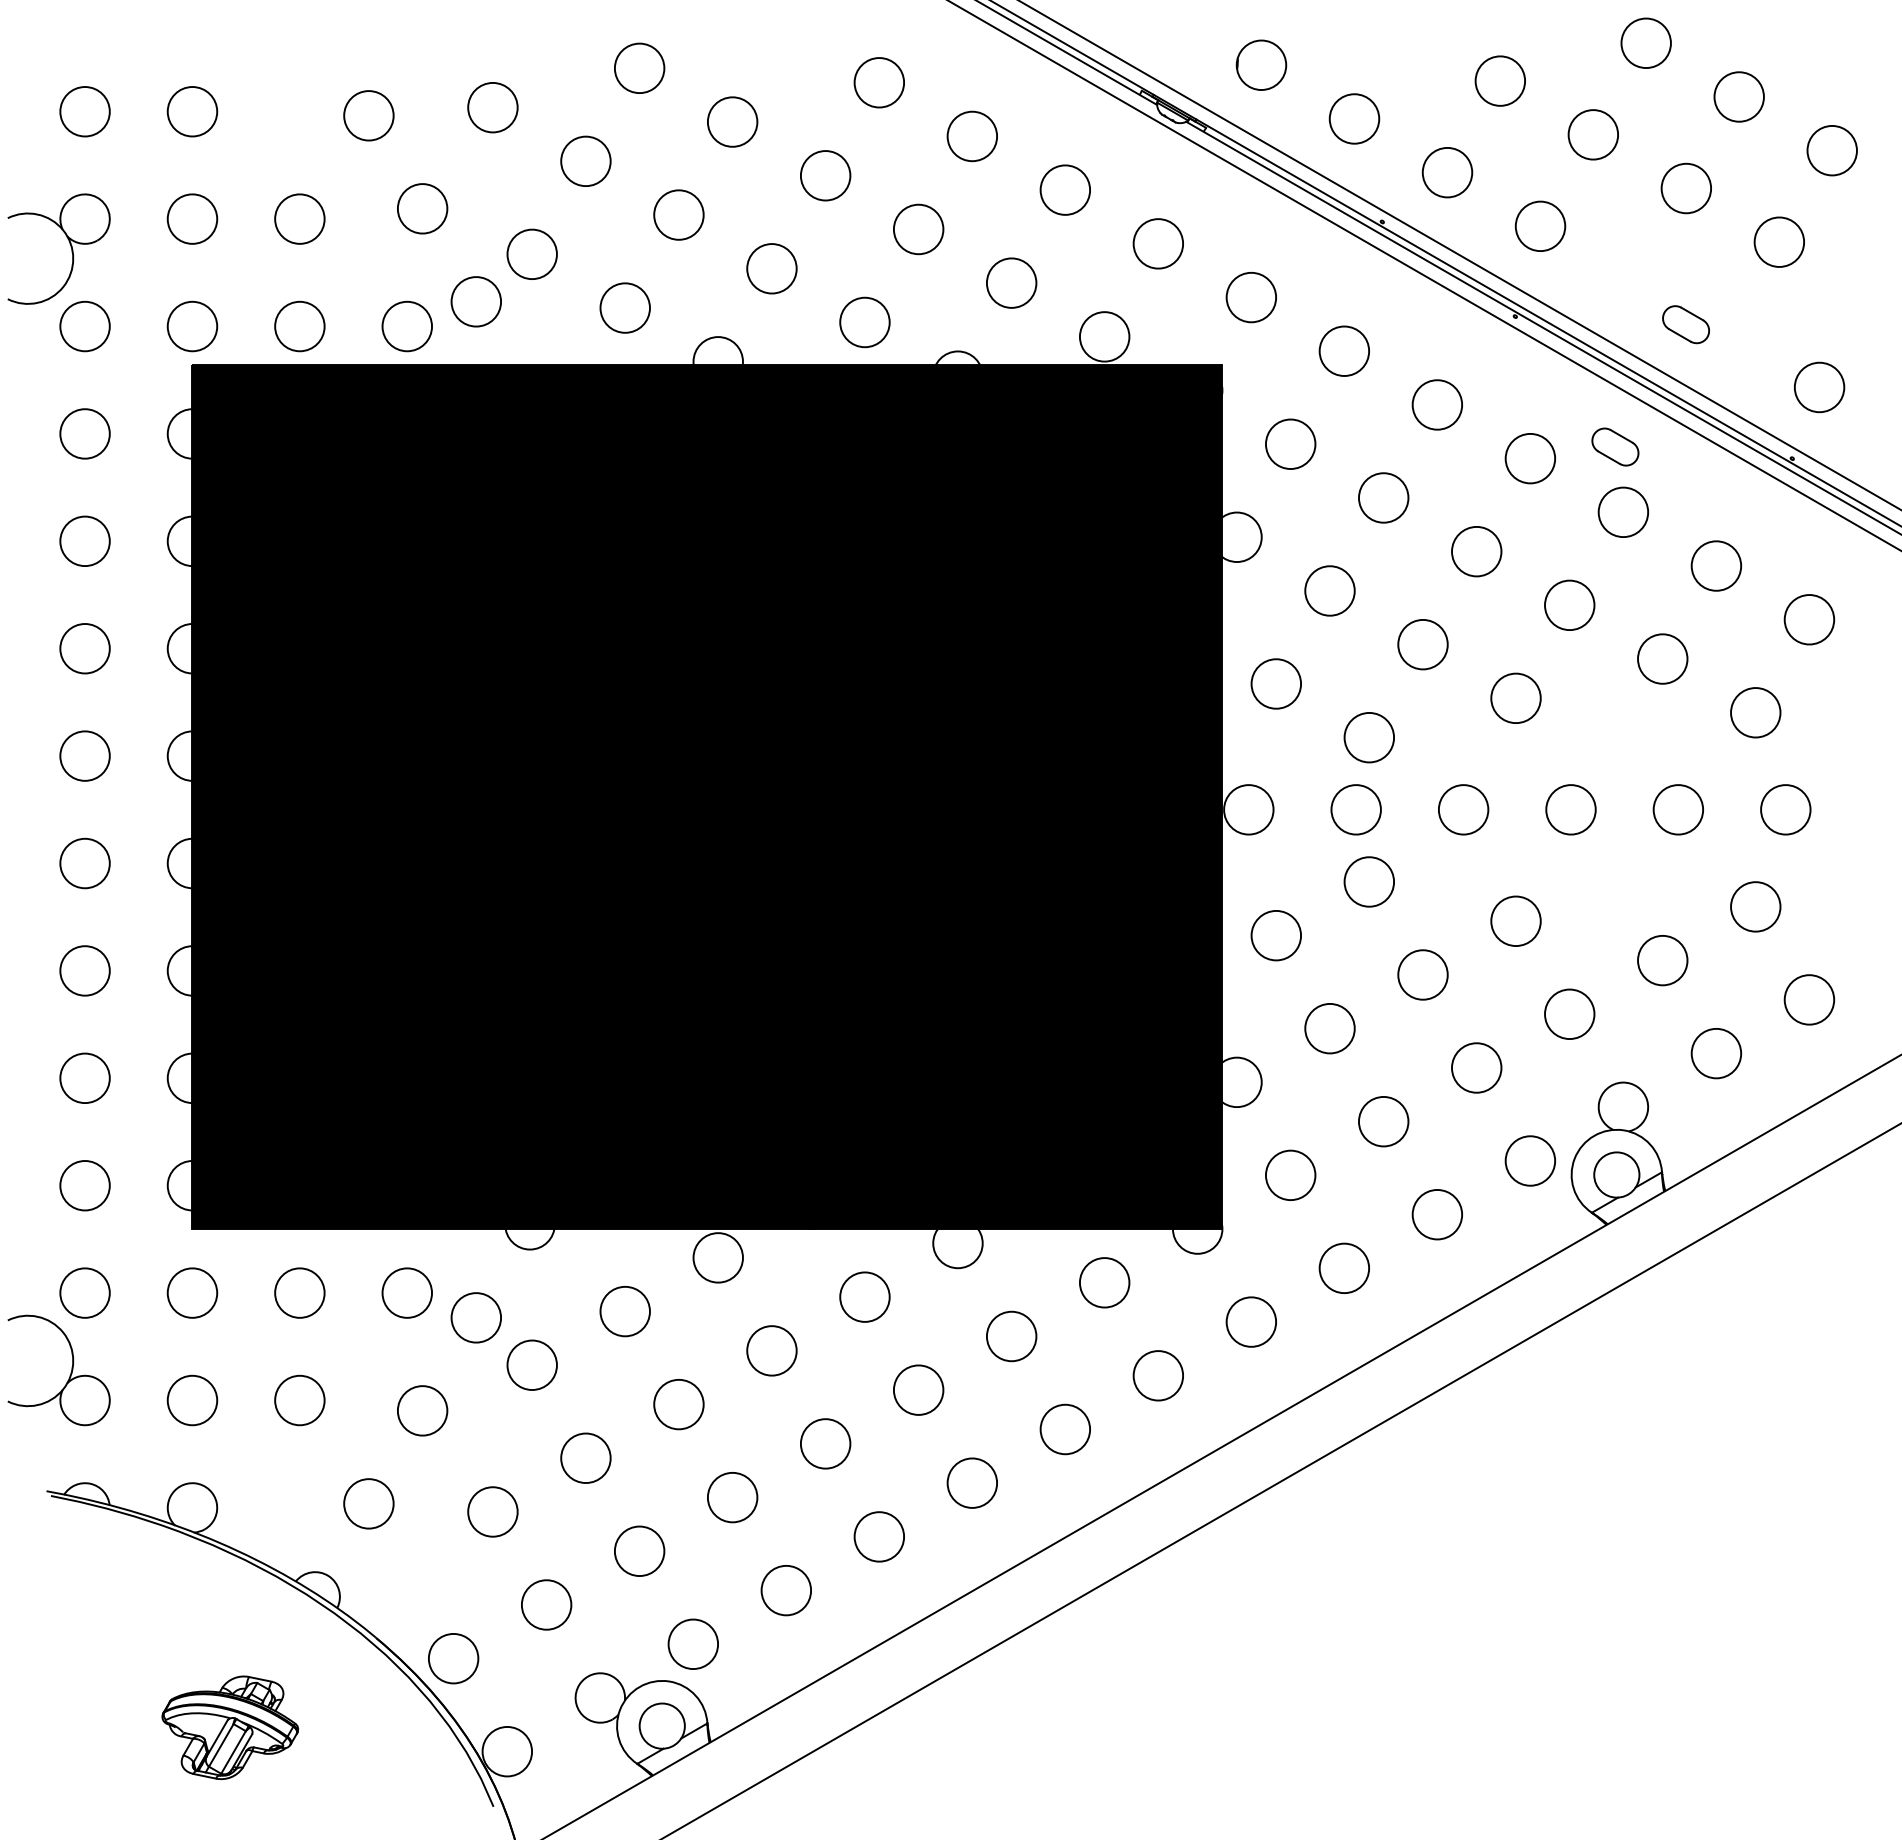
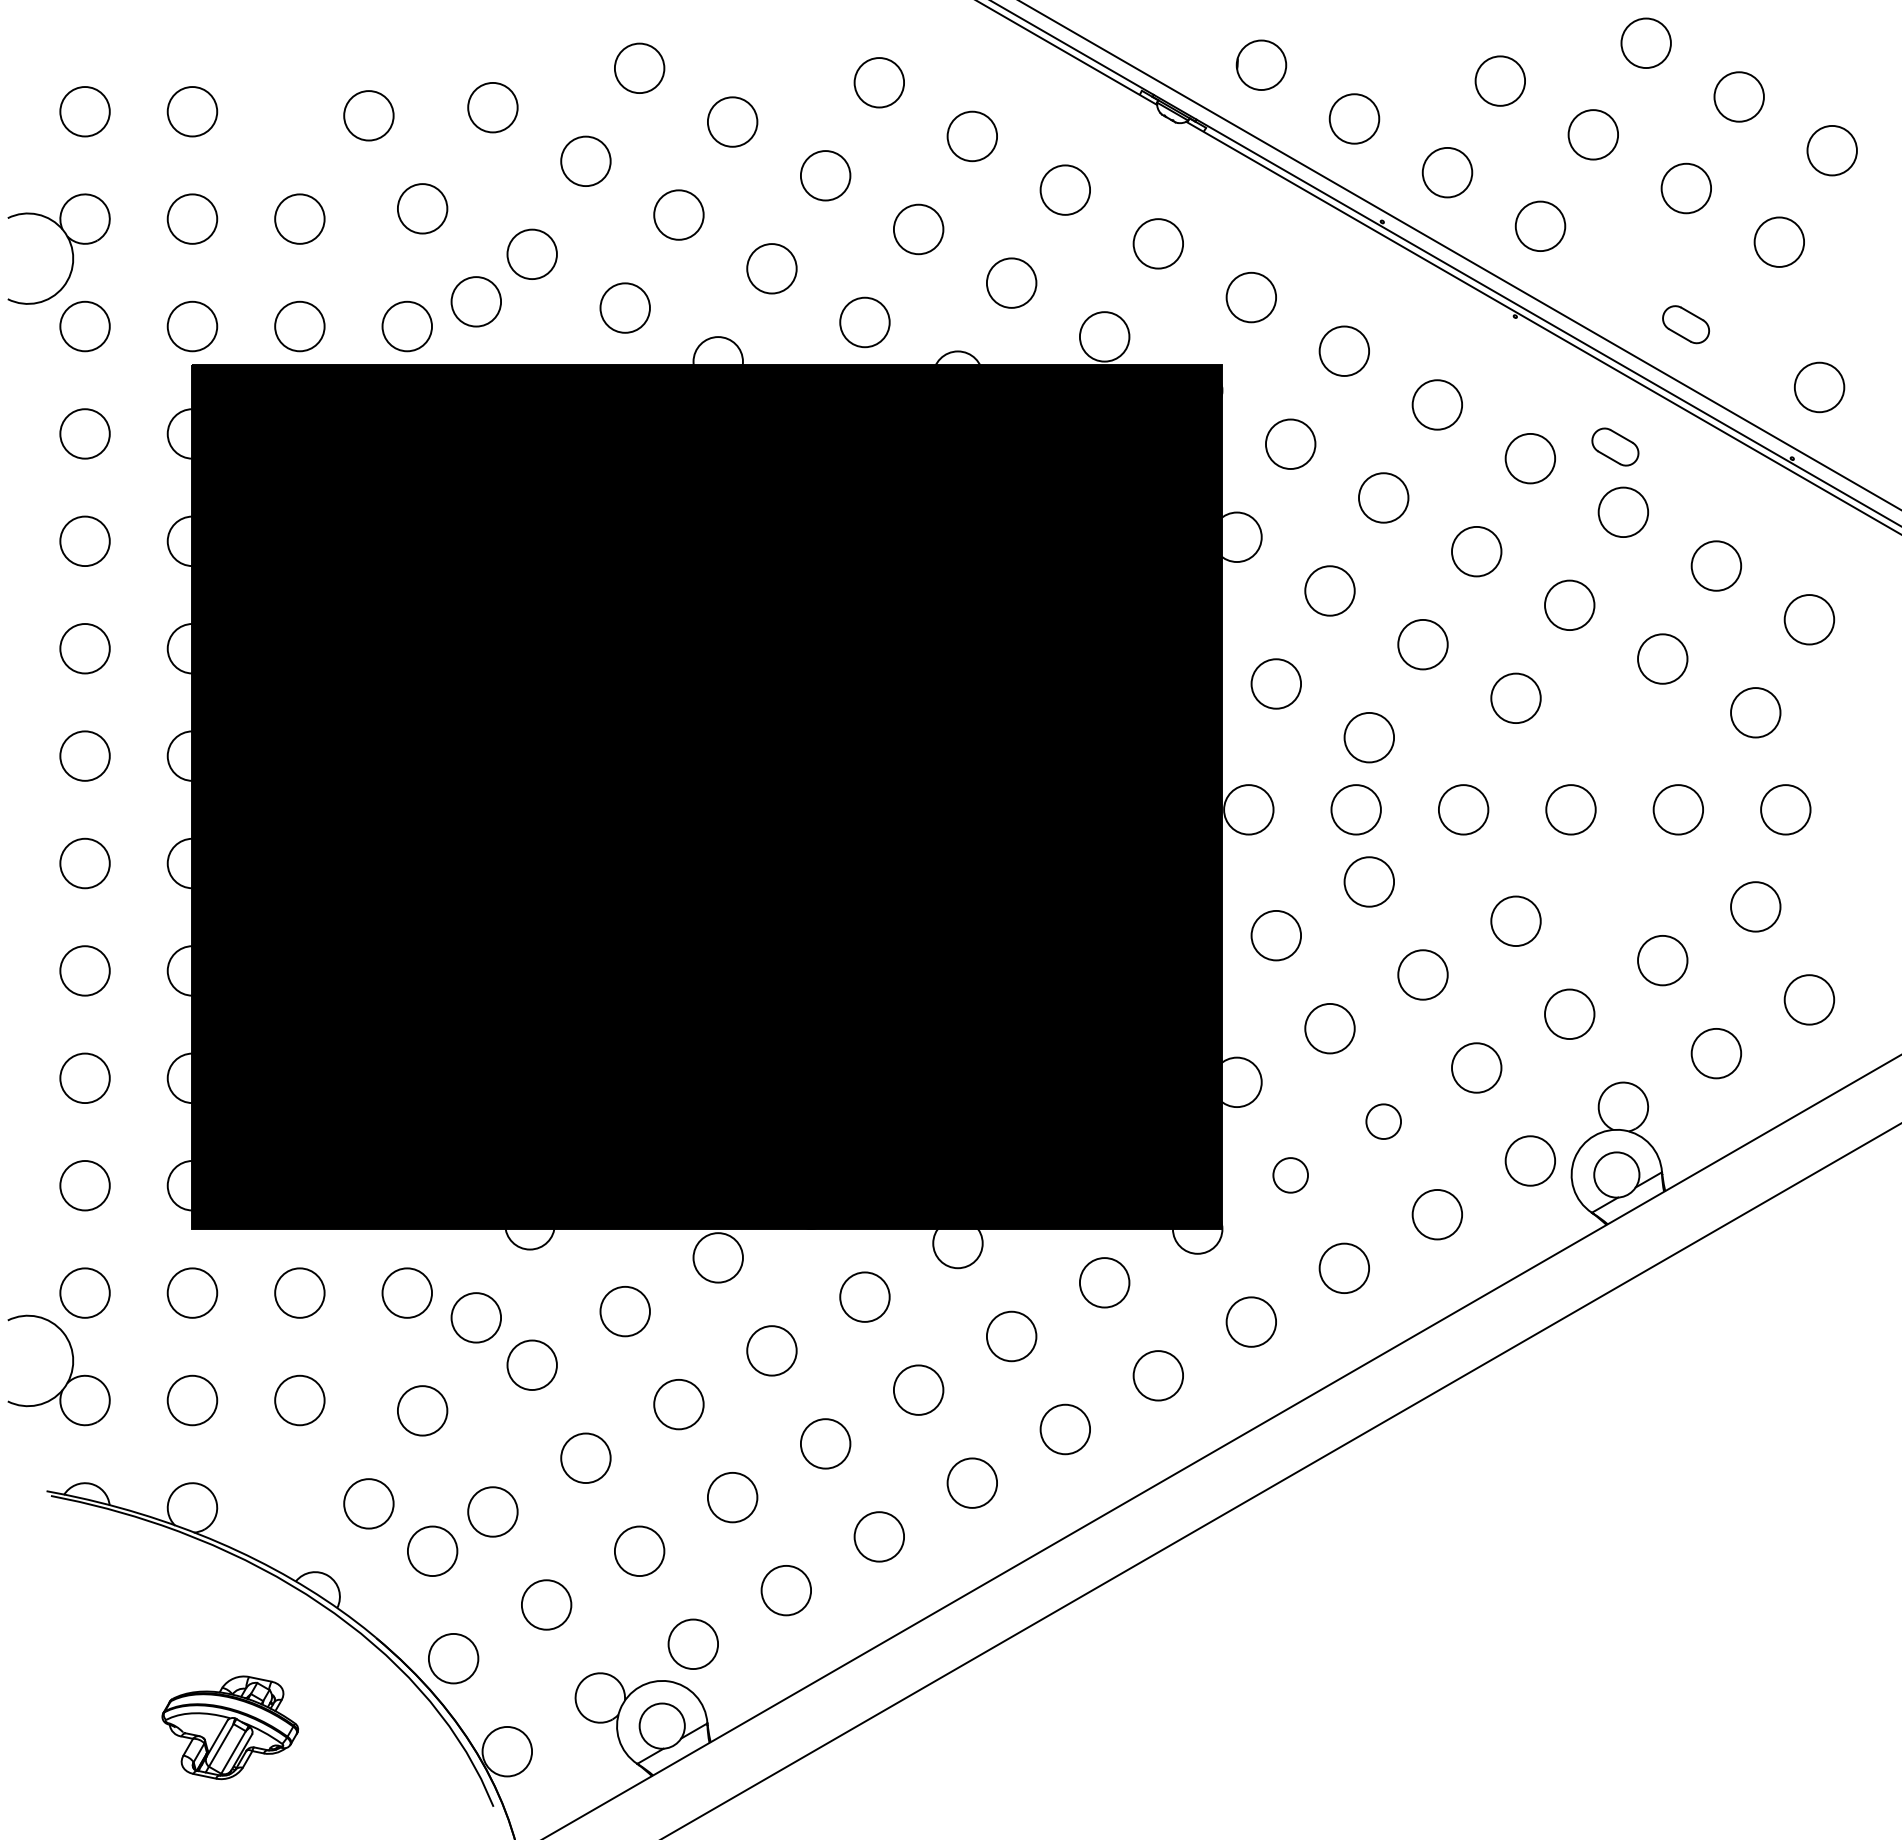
line: present -> none (1424, 275)
circle diameter: 49 px -> 35 px (1383, 1121)
circle diameter: 49 px -> 35 px (1290, 1175)
circle: none -> present (432, 1550)
